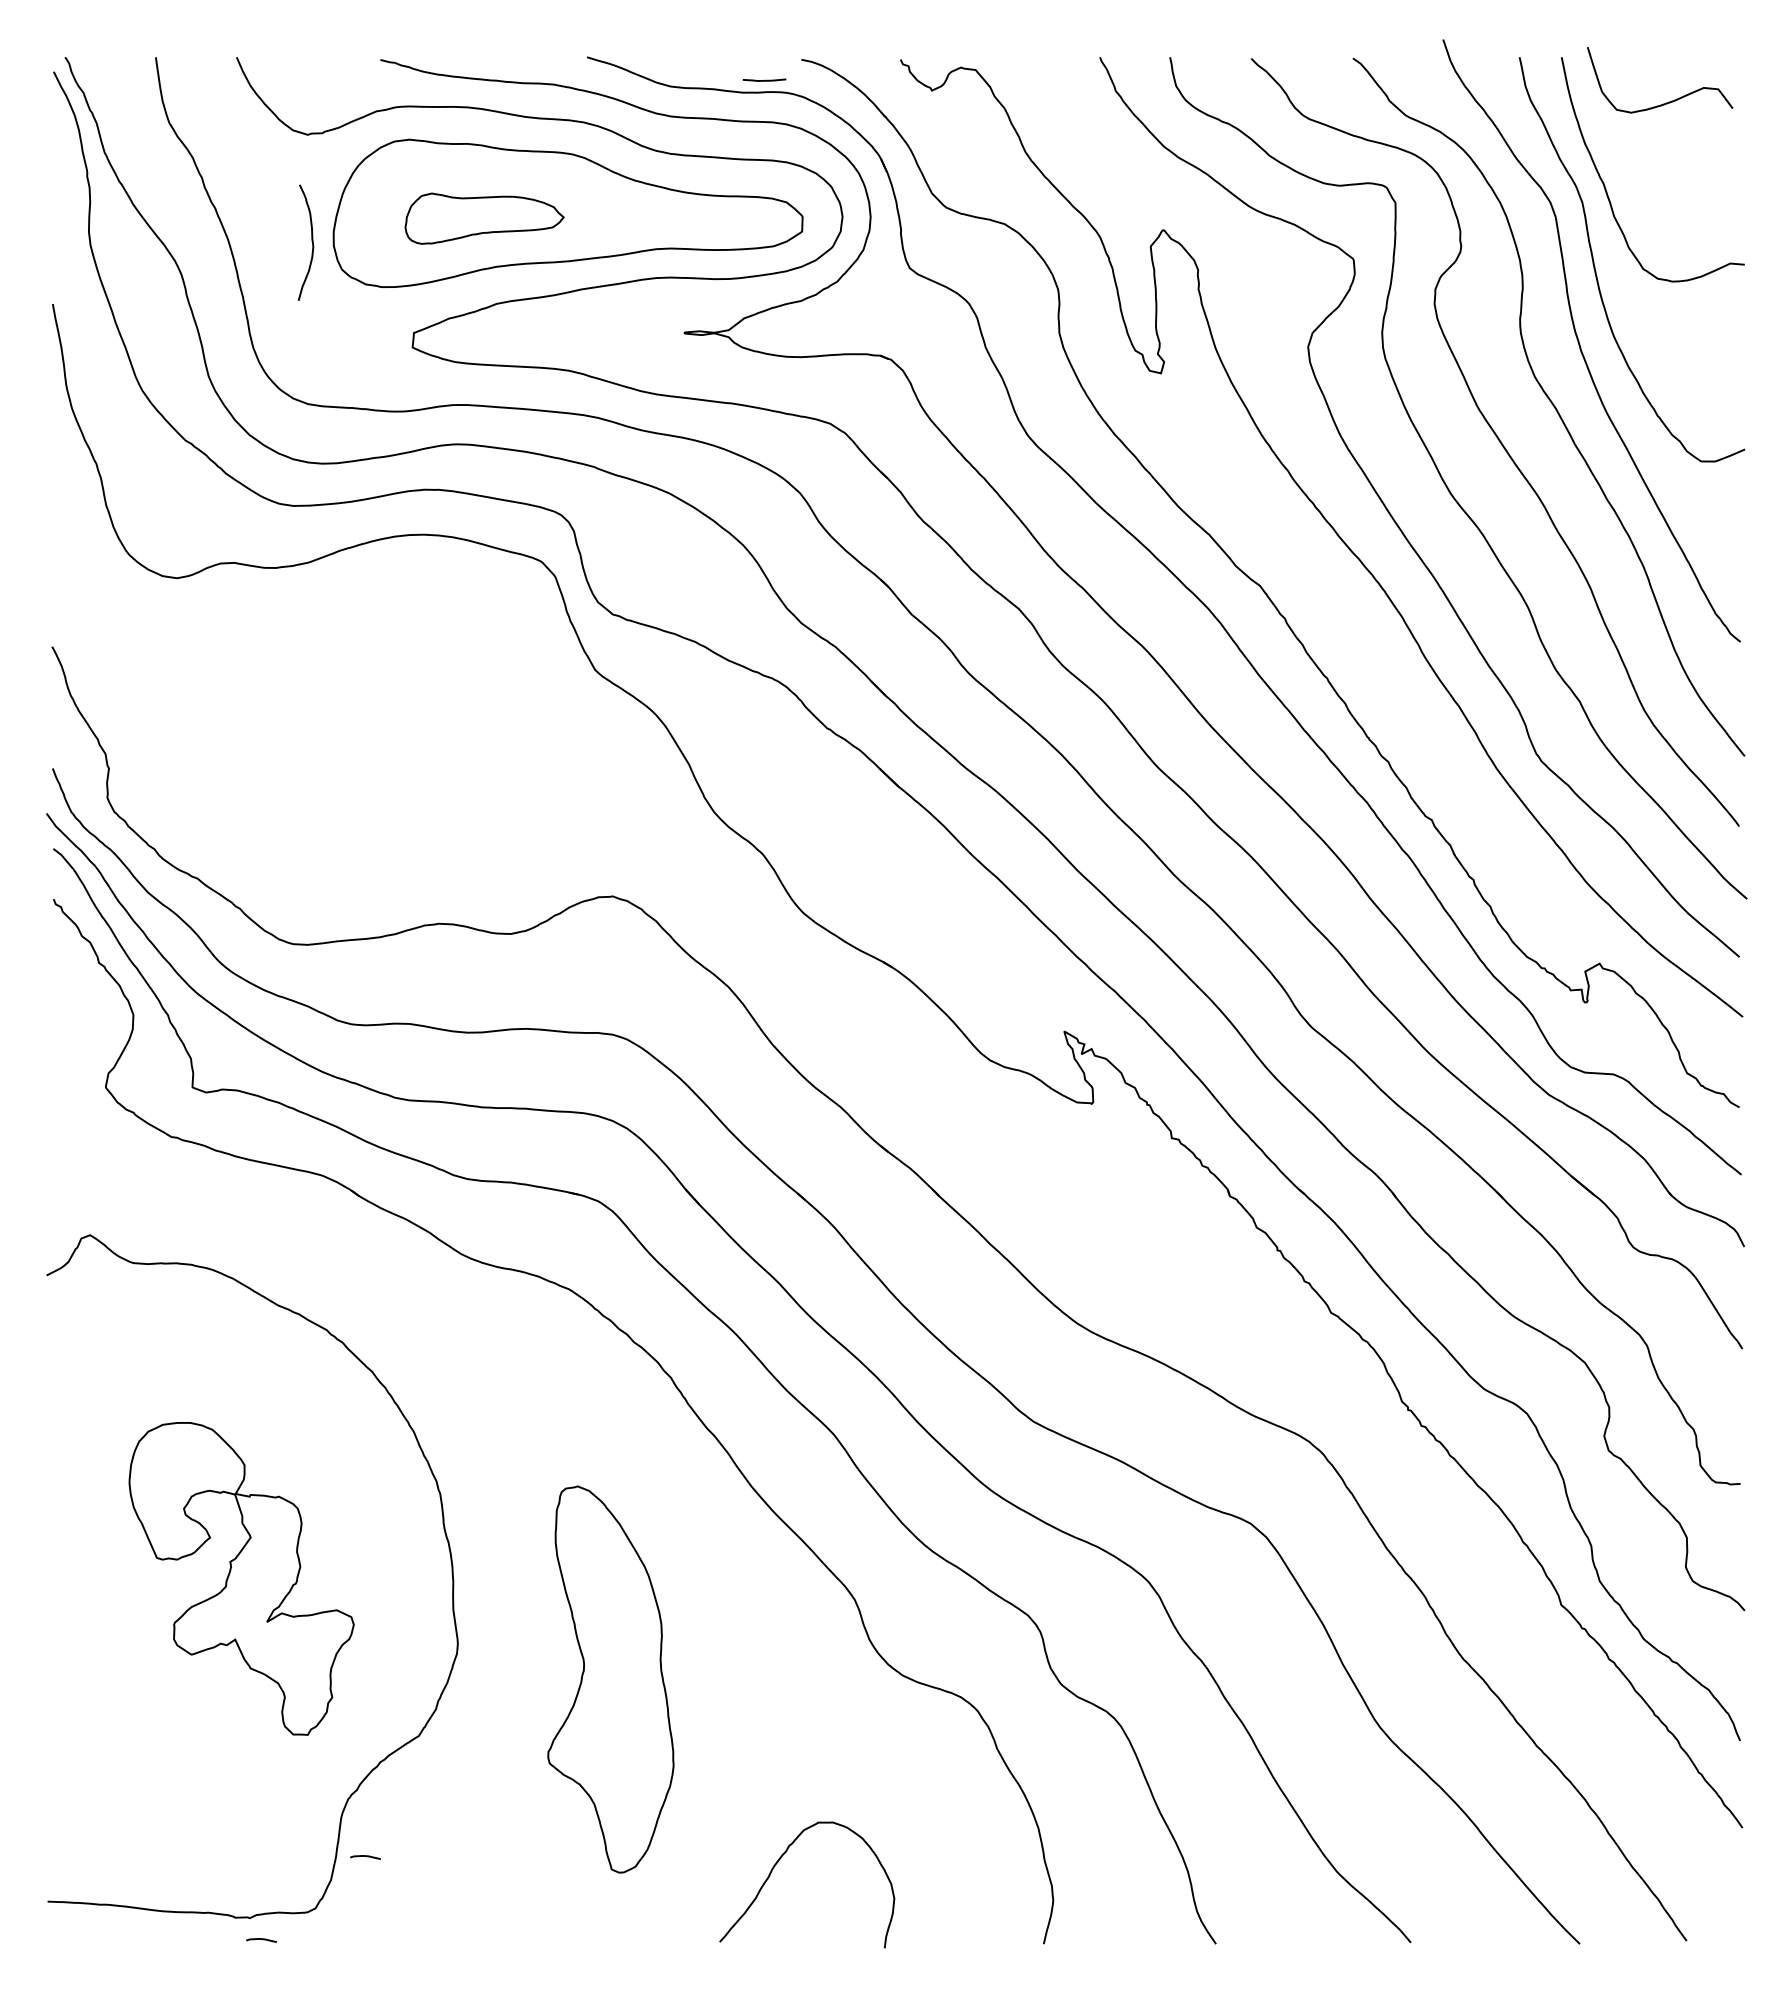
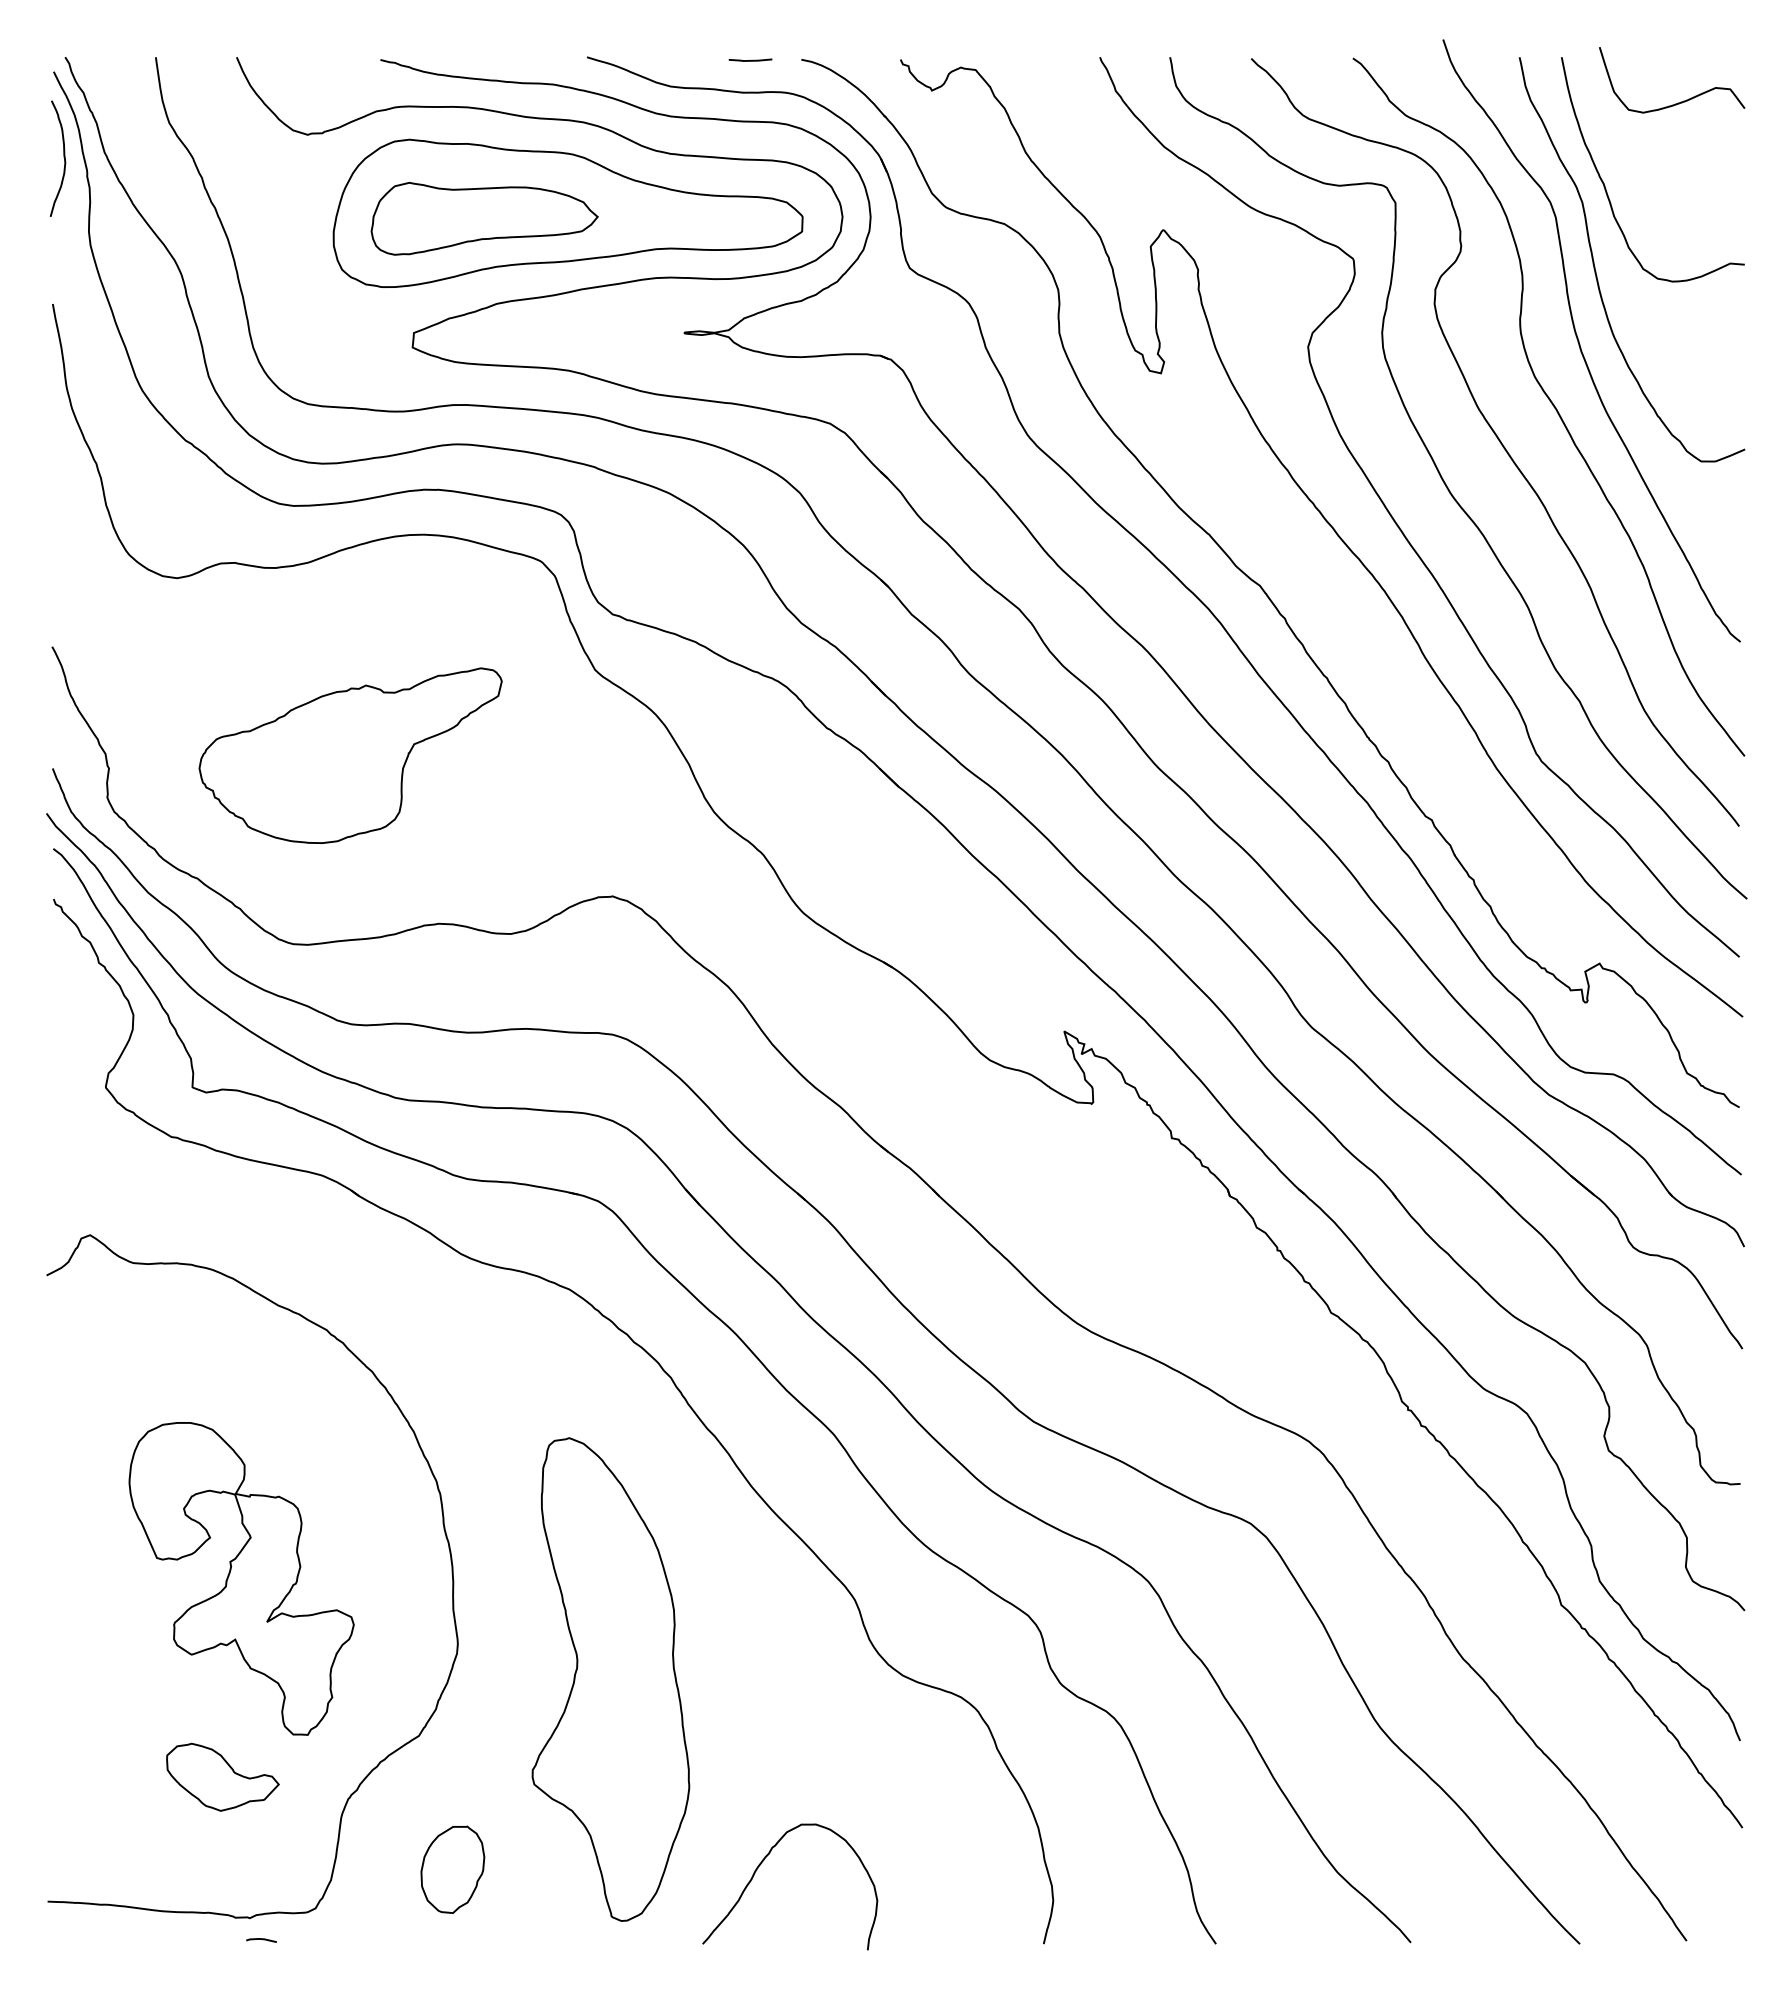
line position: (765, 79) -> (751, 59) (751, 59)
curve position: (1668, 101) -> (1680, 101) (1680, 101)
part size: 161x53 px -> 229x75 px (484, 218)
curve position: (311, 241) -> (63, 157) (63, 157)
part: none -> present (350, 755)
part size: 128x389 px -> 160x485 px (610, 1679)
part: none -> present (222, 1776)
line: present -> none (365, 1856)
curve position: (778, 1862) -> (761, 1864) (761, 1864)
part: none -> present (452, 1869)
